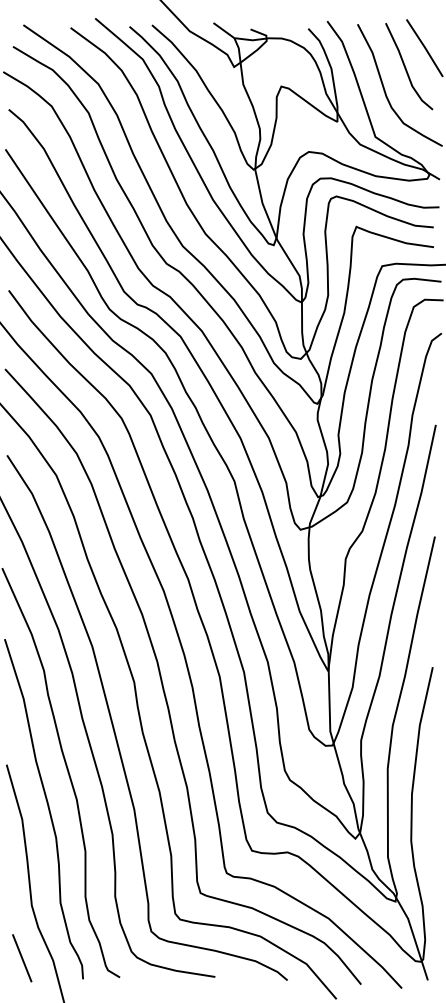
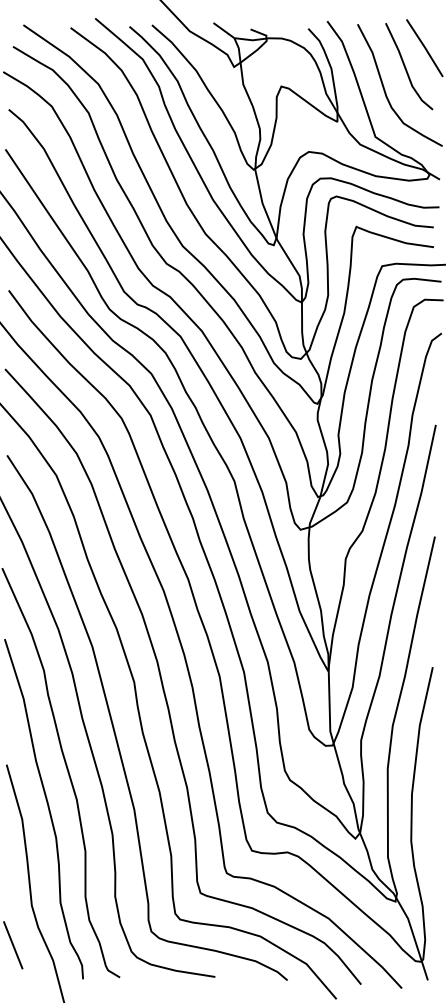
line position: (22, 958) -> (13, 945) (13, 945)
